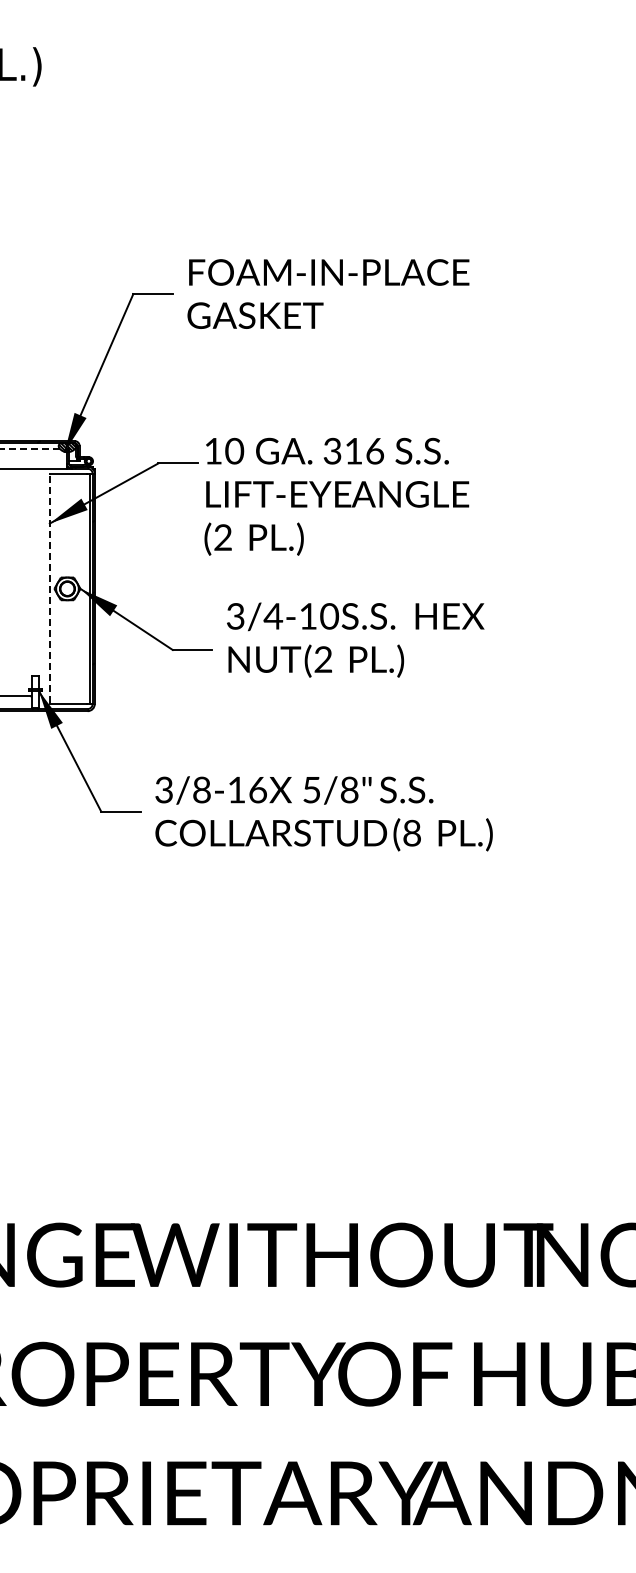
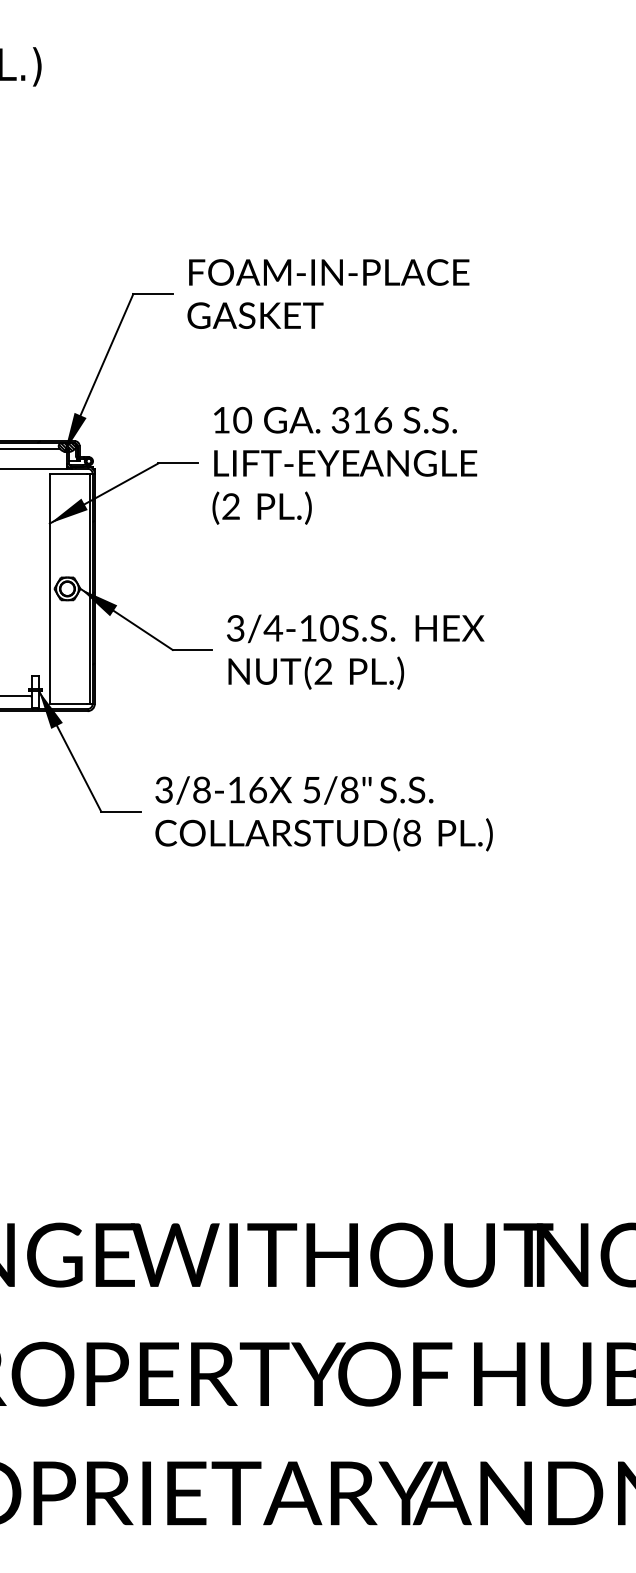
line: dashed -> solid (30, 449)
text position: (336, 496) -> (344, 465) (344, 465)
line: dashed -> solid (49, 588)
text position: (355, 639) -> (355, 651) (355, 651)
